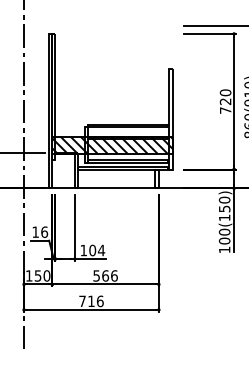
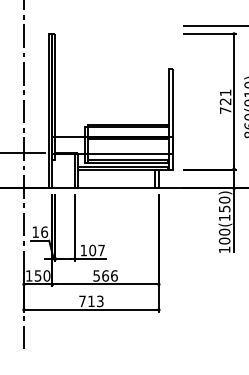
text: 720 -> 721 (225, 92)
hatch: present -> none (112, 144)
text: 104 -> 107 (101, 250)
text: 716 -> 713 (99, 301)
